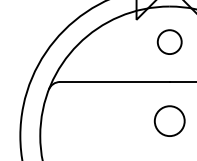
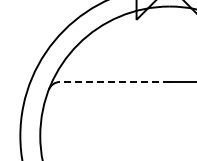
circle: present -> none (169, 41)
line: solid -> dashed (114, 82)
circle: present -> none (169, 120)
